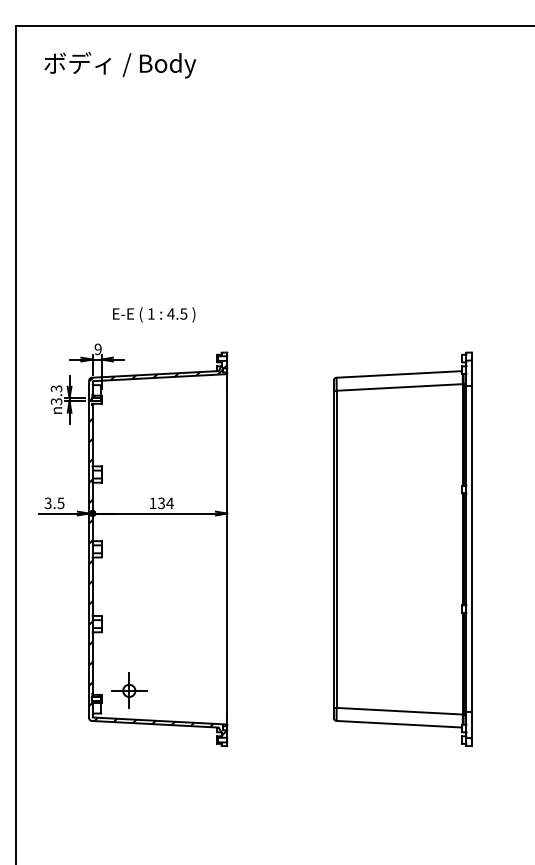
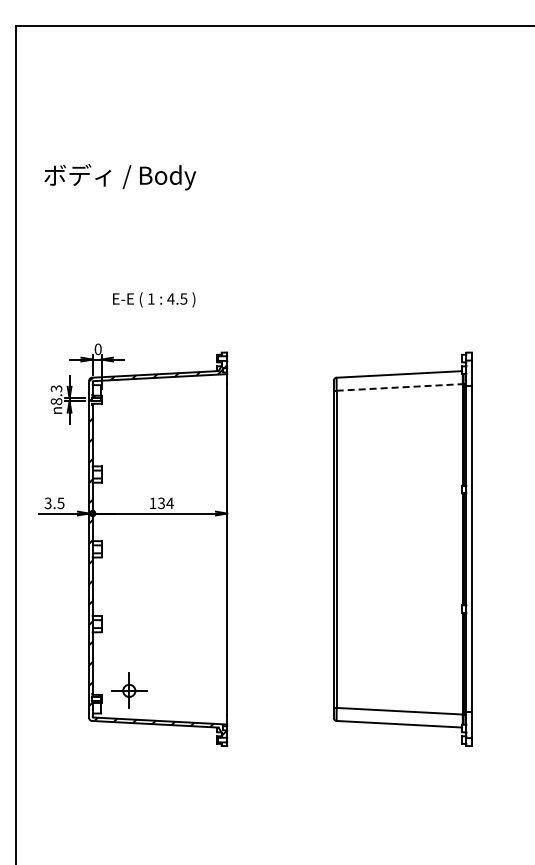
text position: (120, 65) -> (120, 177) (120, 177)
text position: (154, 314) -> (154, 299) (154, 299)
text: 9 -> 0 (97, 349)
line: solid -> dashed (400, 387)
text: 3.3 -> 8.3 (56, 401)
